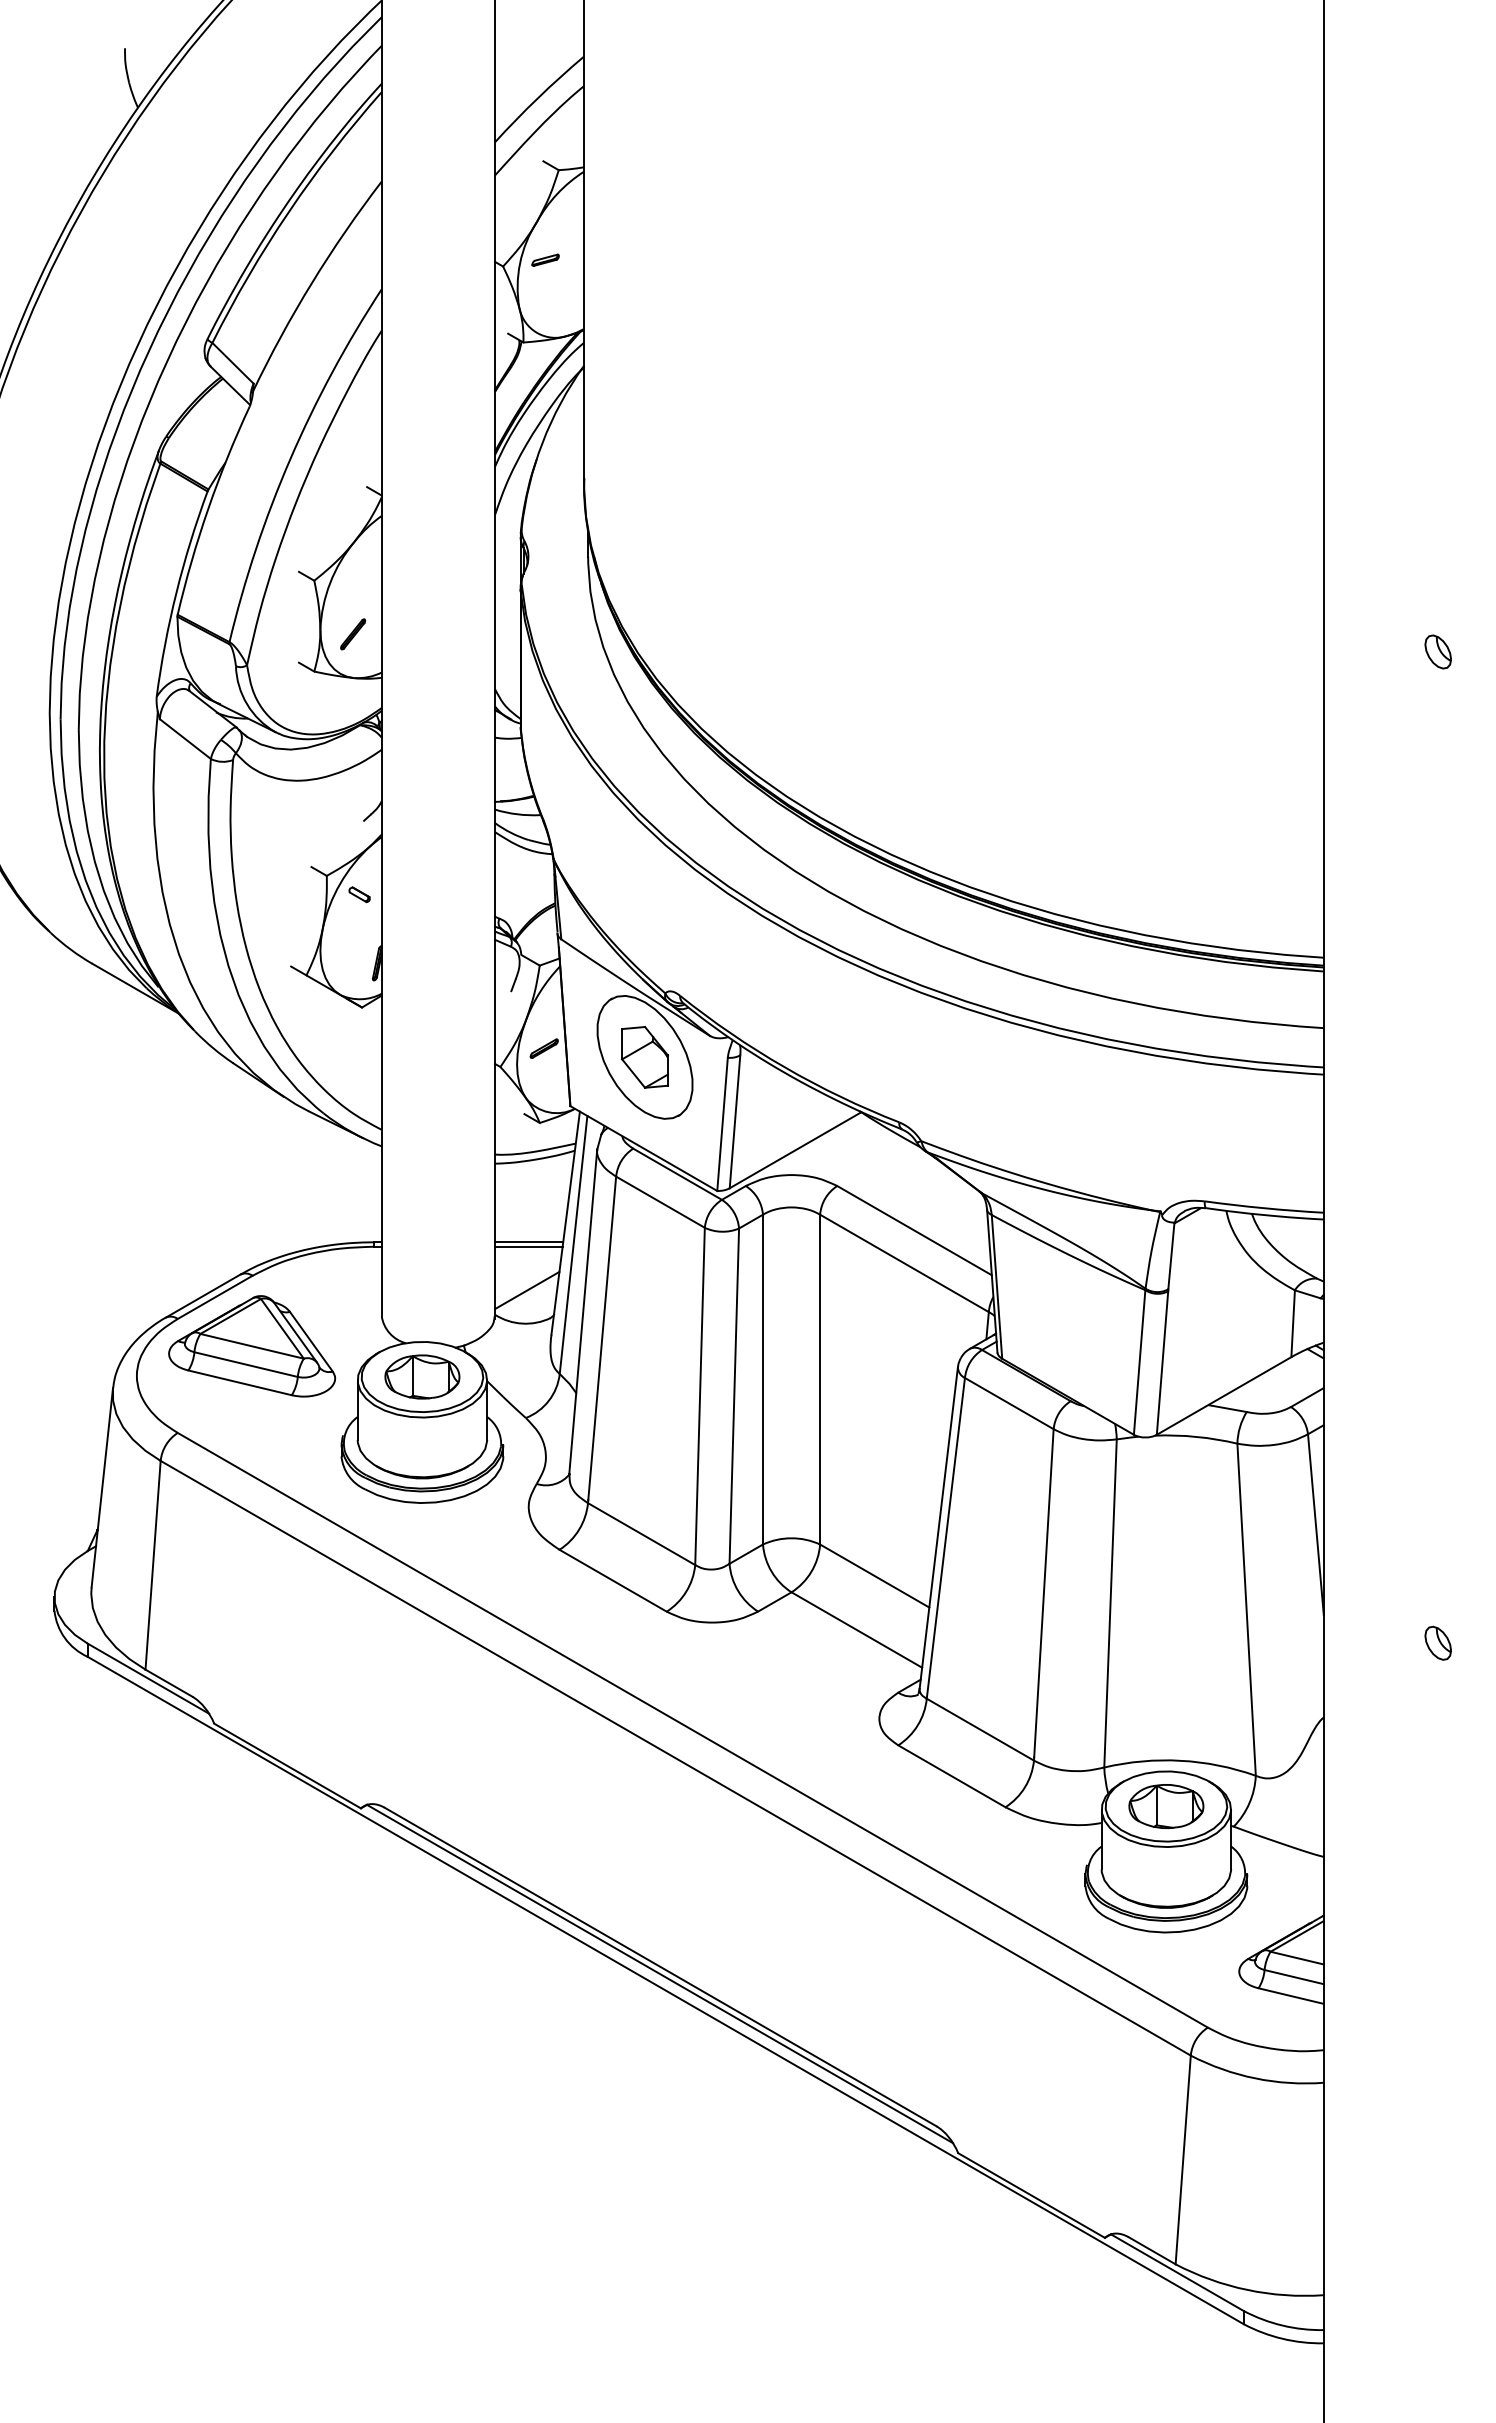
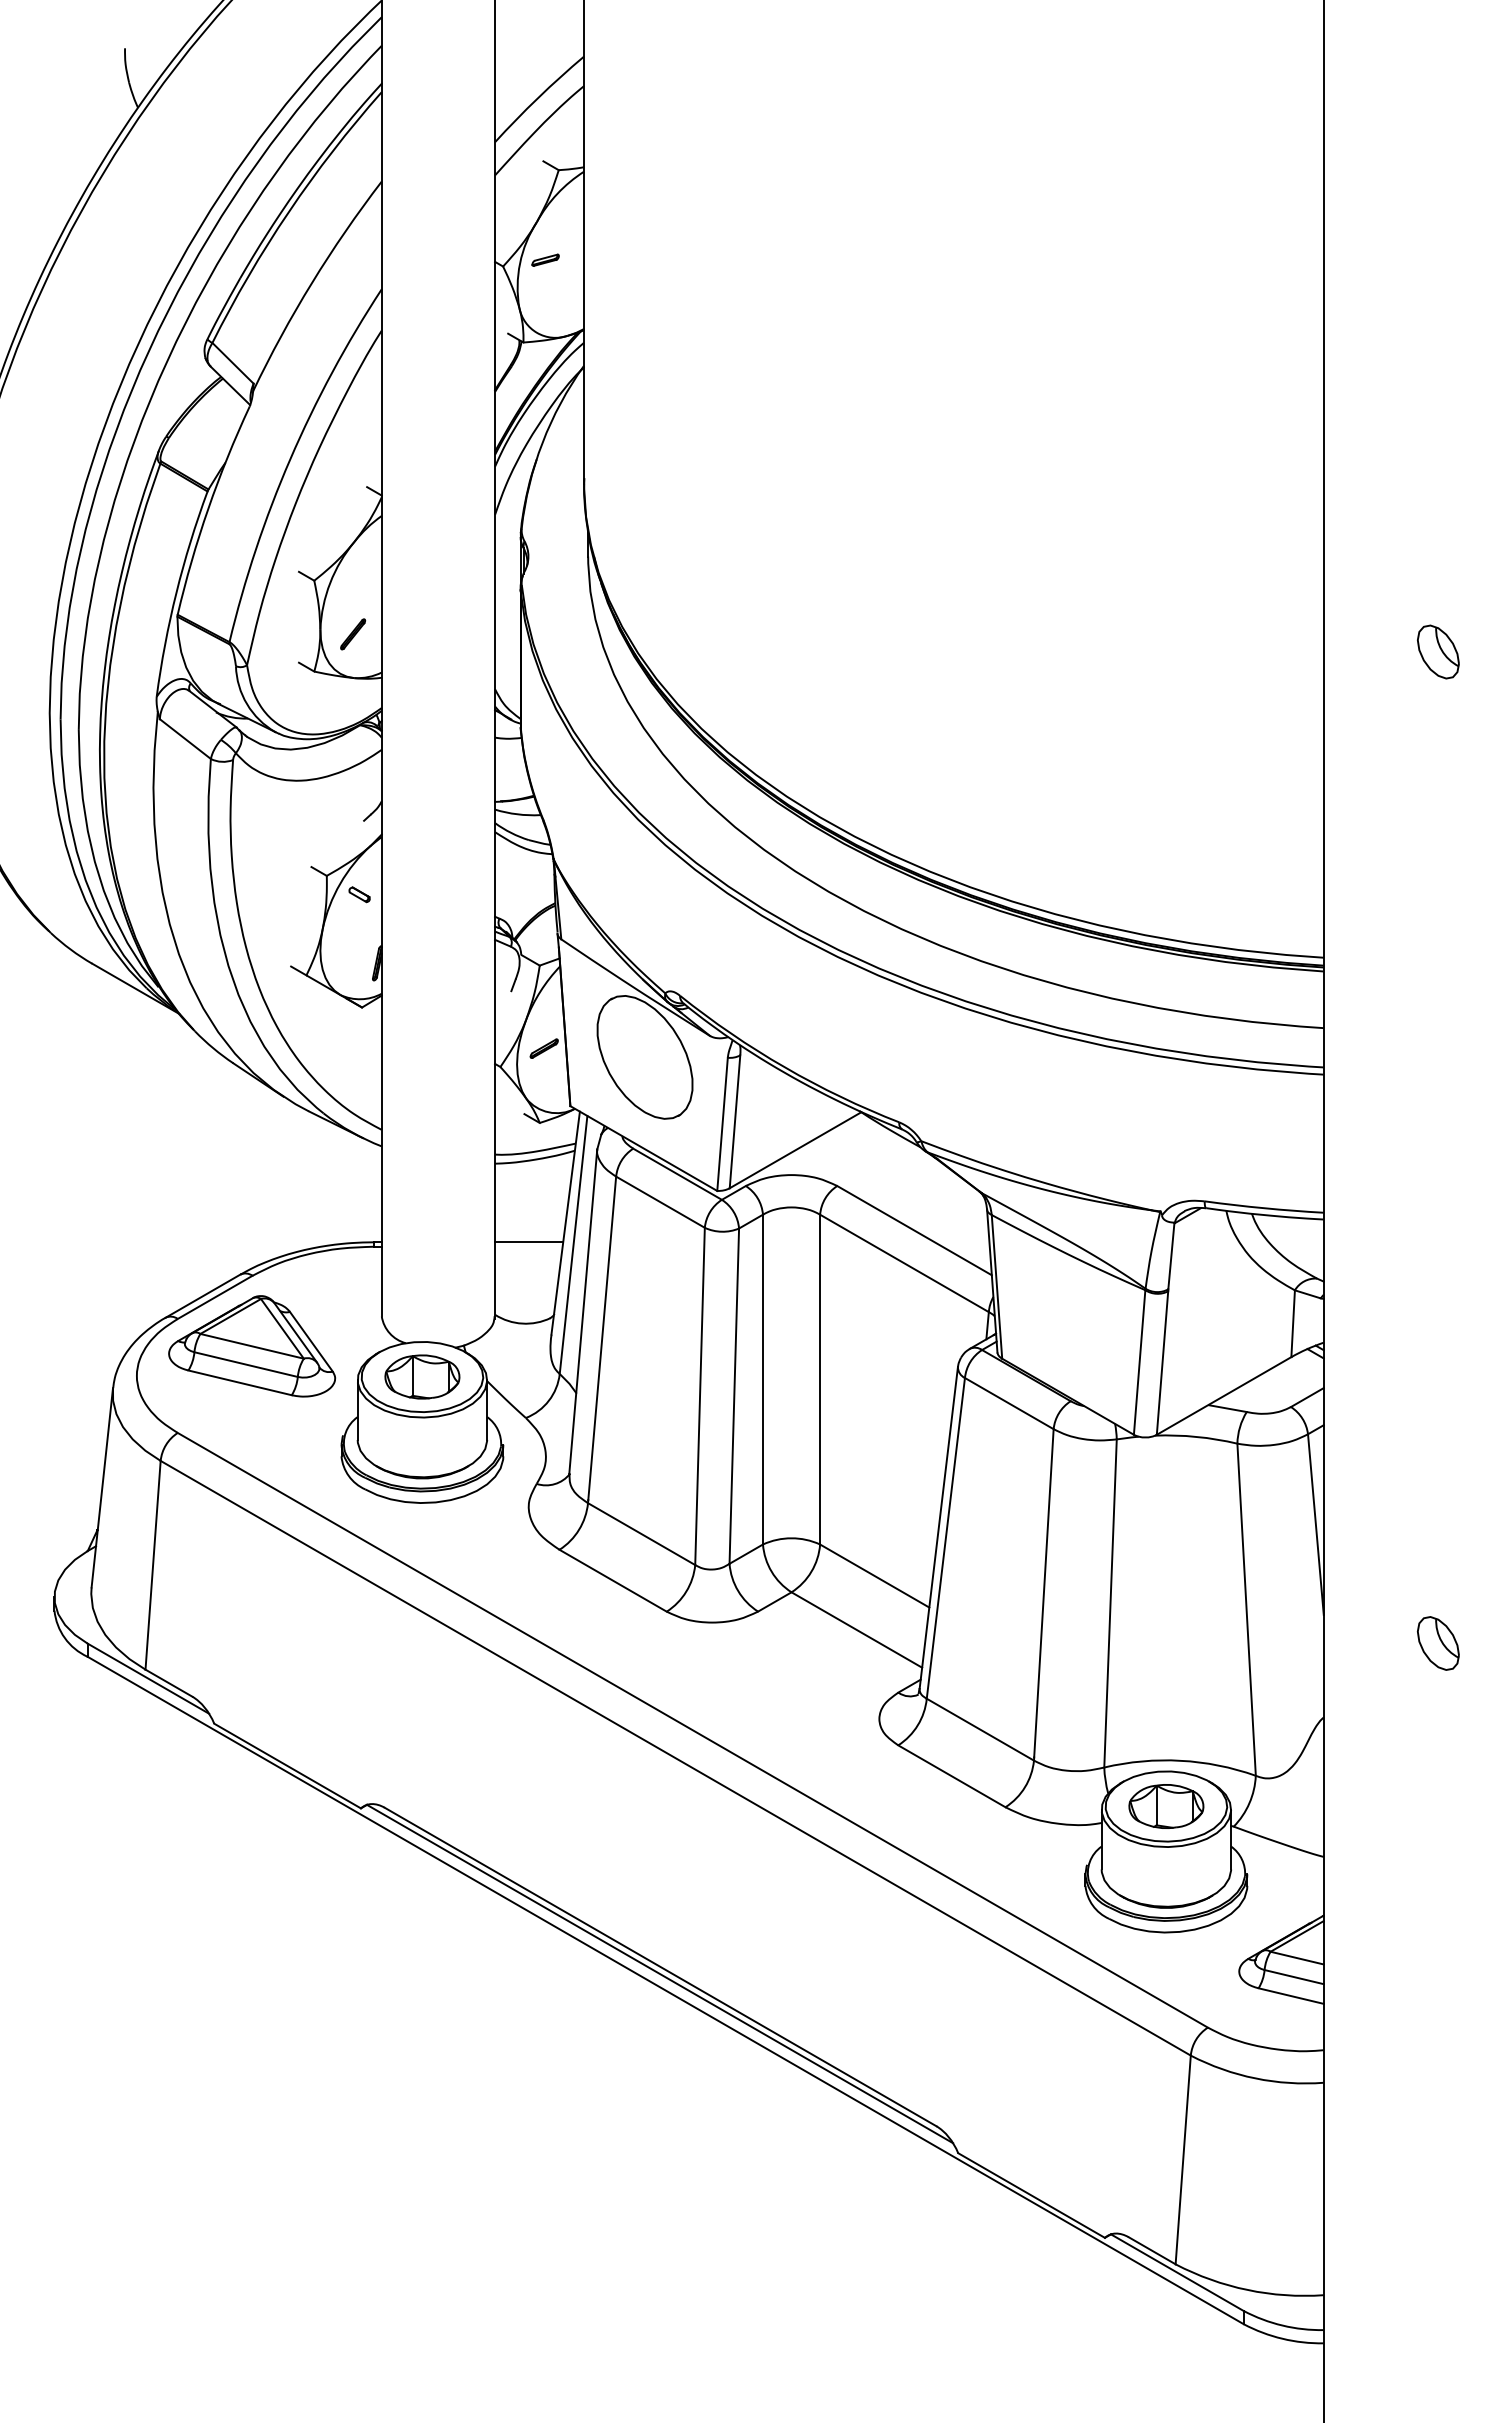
part size: 28x36 px -> 43x56 px (1438, 651)
part: present -> none (644, 1057)
line: present -> none (528, 1246)
line: present -> none (527, 1290)
part size: 28x36 px -> 43x55 px (1438, 1643)
